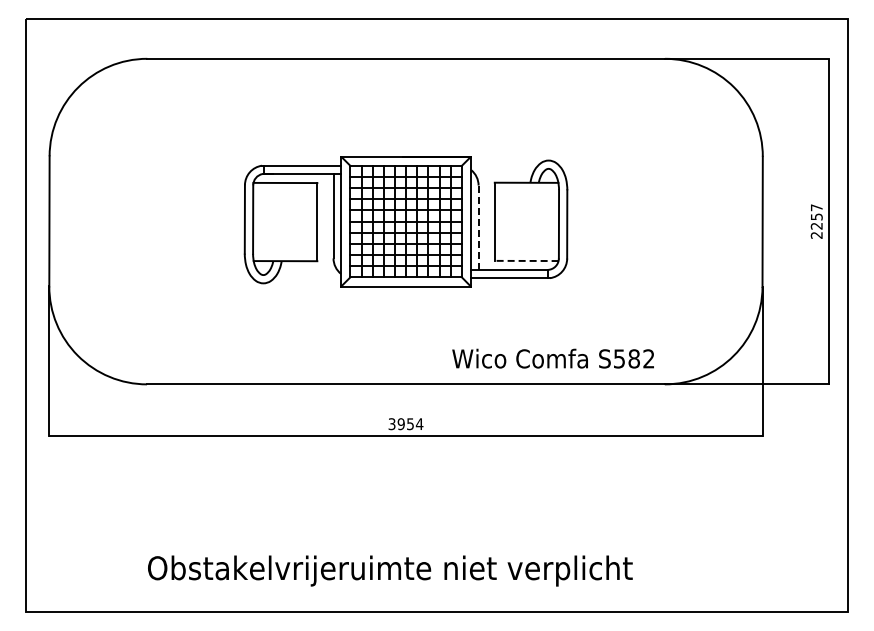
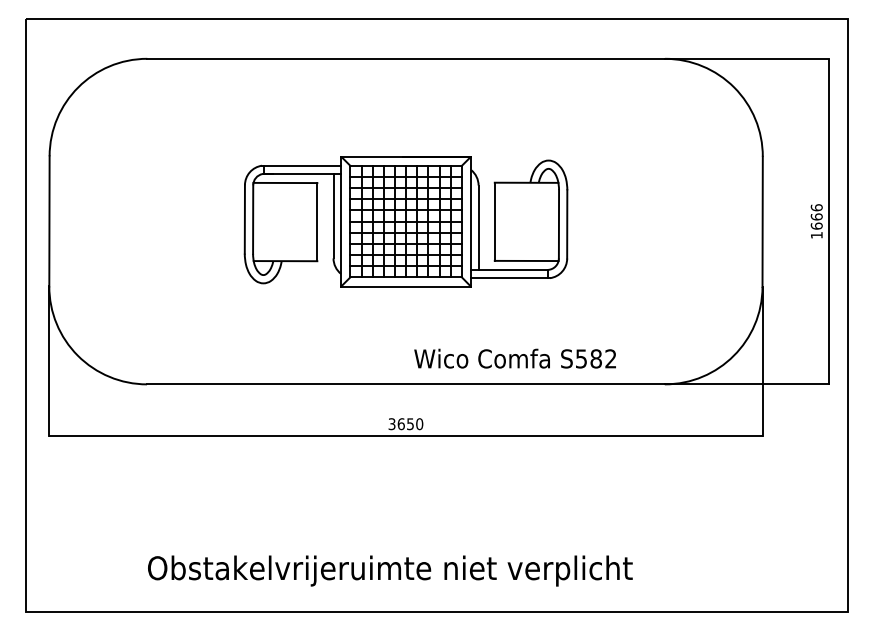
text: 2257 -> 1666 (816, 221)
line: dashed -> solid (478, 228)
line: dashed -> solid (526, 260)
text position: (552, 358) -> (514, 358) (514, 358)
text: 3954 -> 3650 (410, 424)
